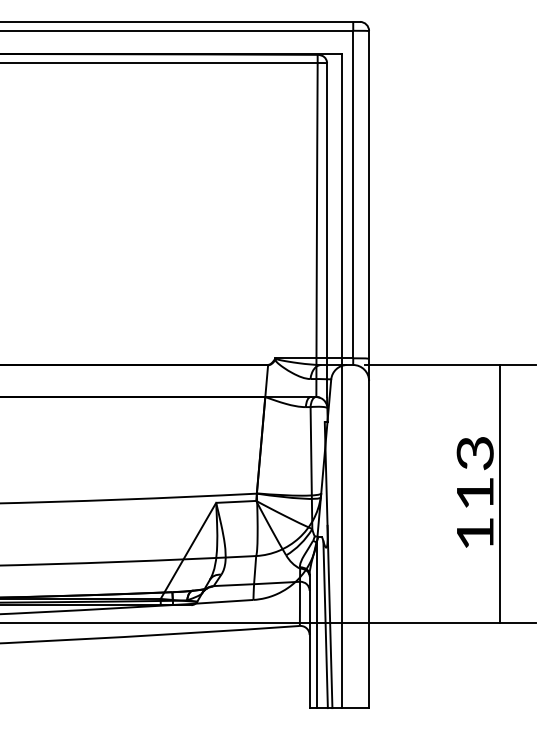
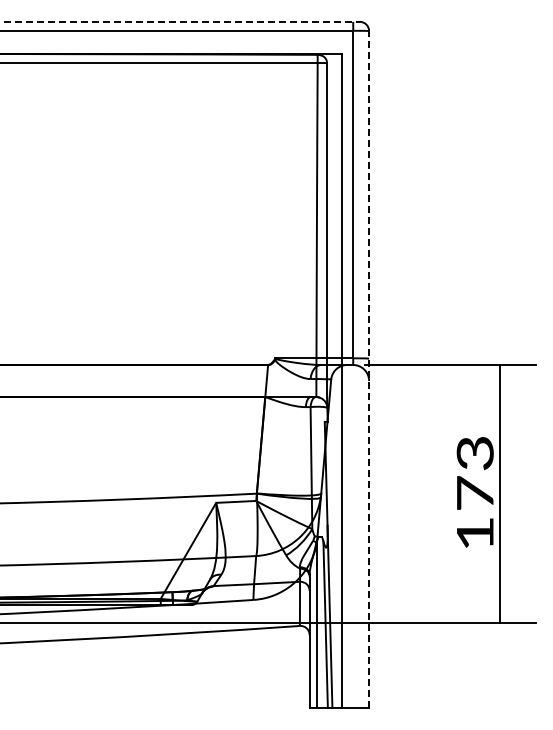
line: solid -> dashed (180, 21)
line: solid -> dashed (369, 369)
text: 113 -> 173 (475, 492)
